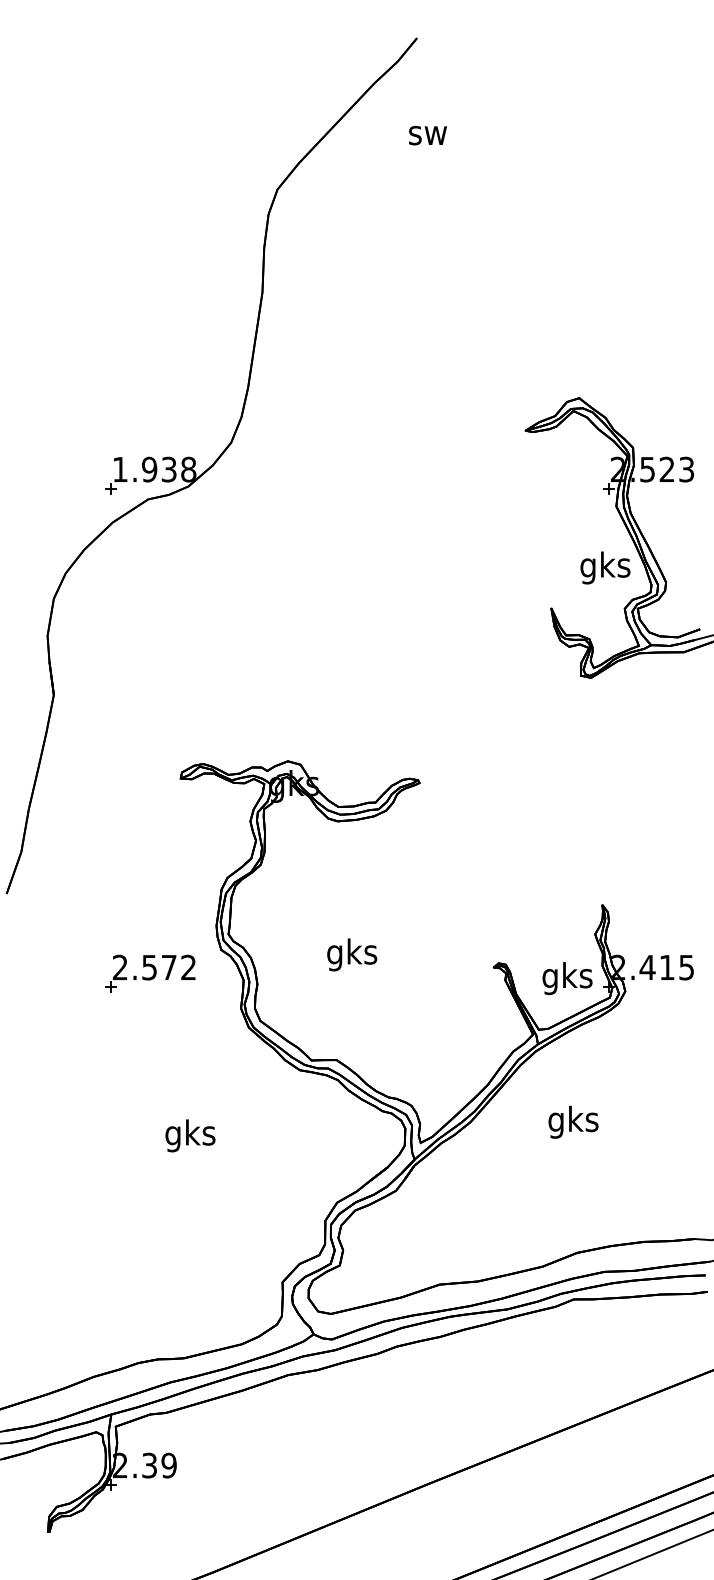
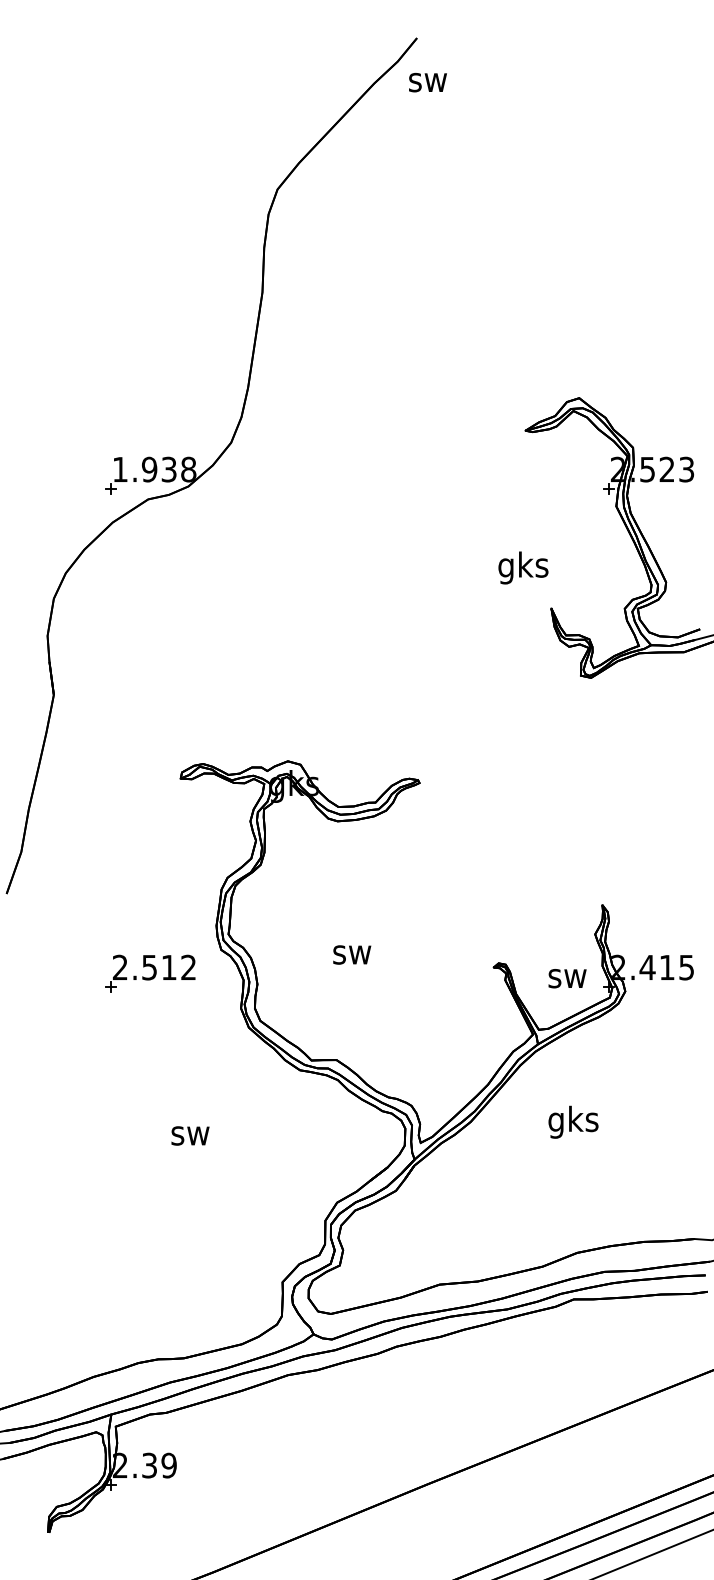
text position: (427, 135) -> (427, 82) (427, 82)
text position: (605, 567) -> (523, 567) (523, 567)
text: gks -> sw (352, 954)
text: 2.572 -> 2.512 (169, 967)
text: gks -> sw (567, 978)
text: gks -> sw (190, 1135)
